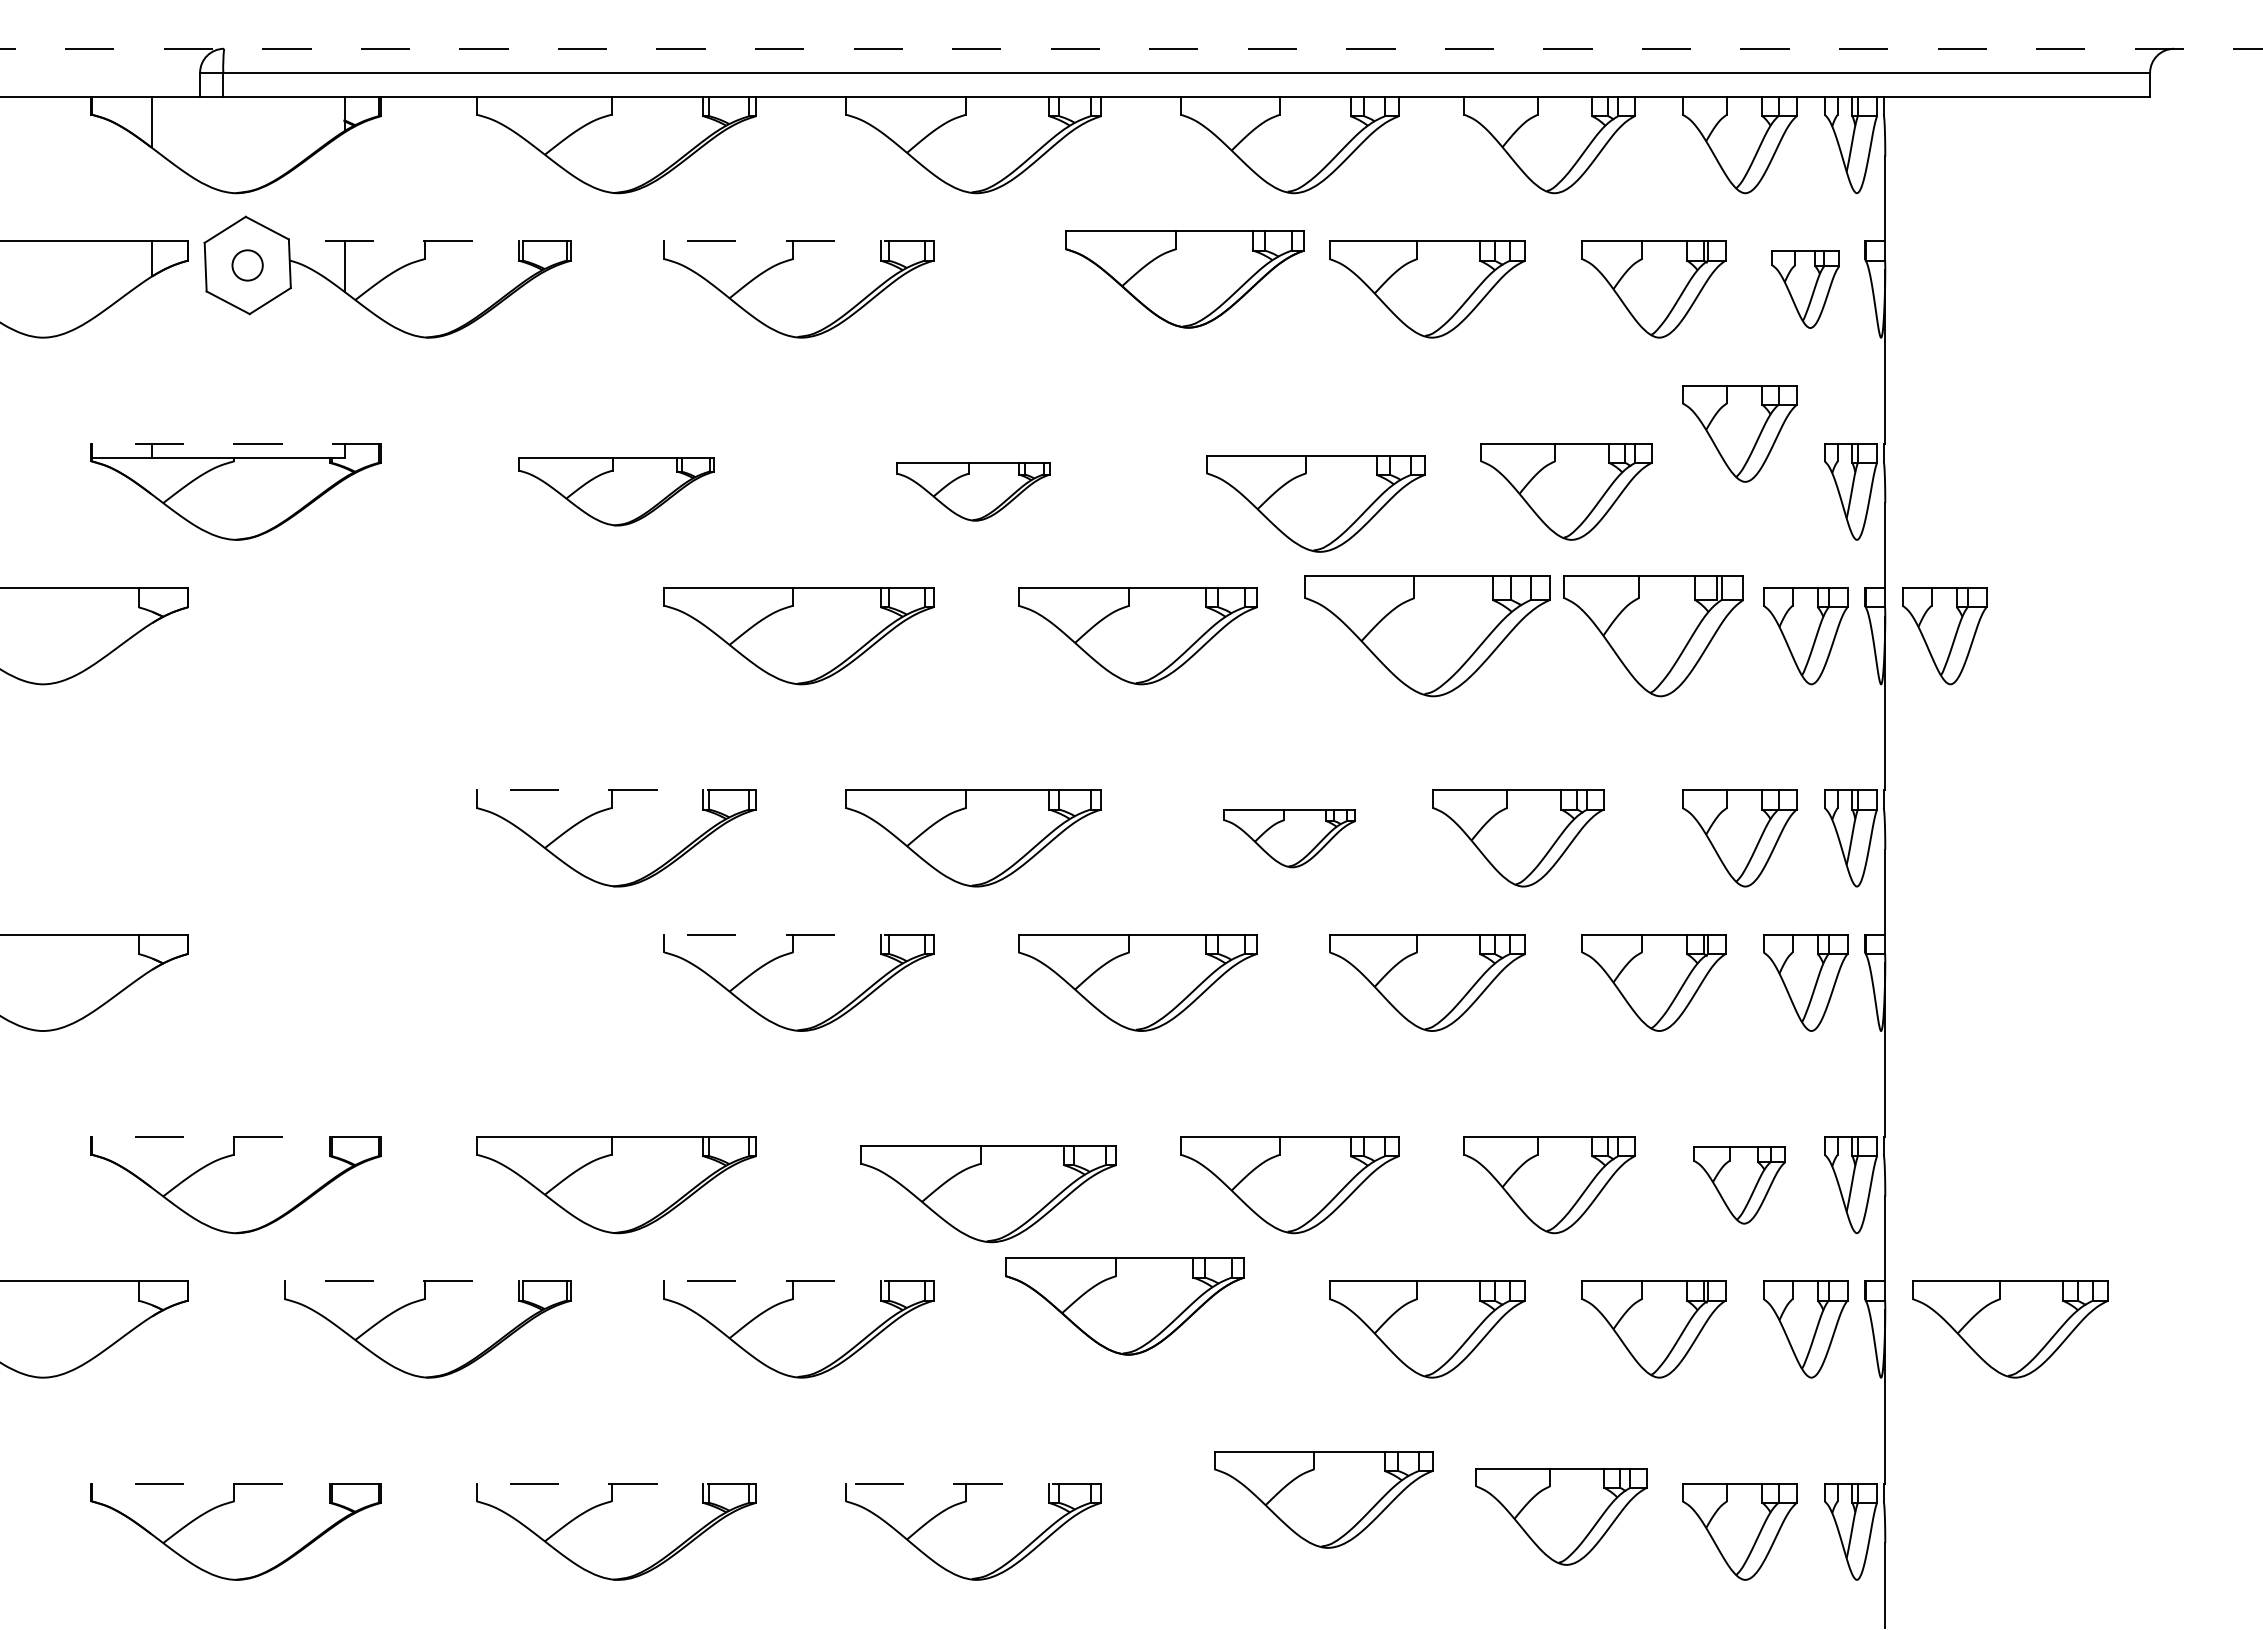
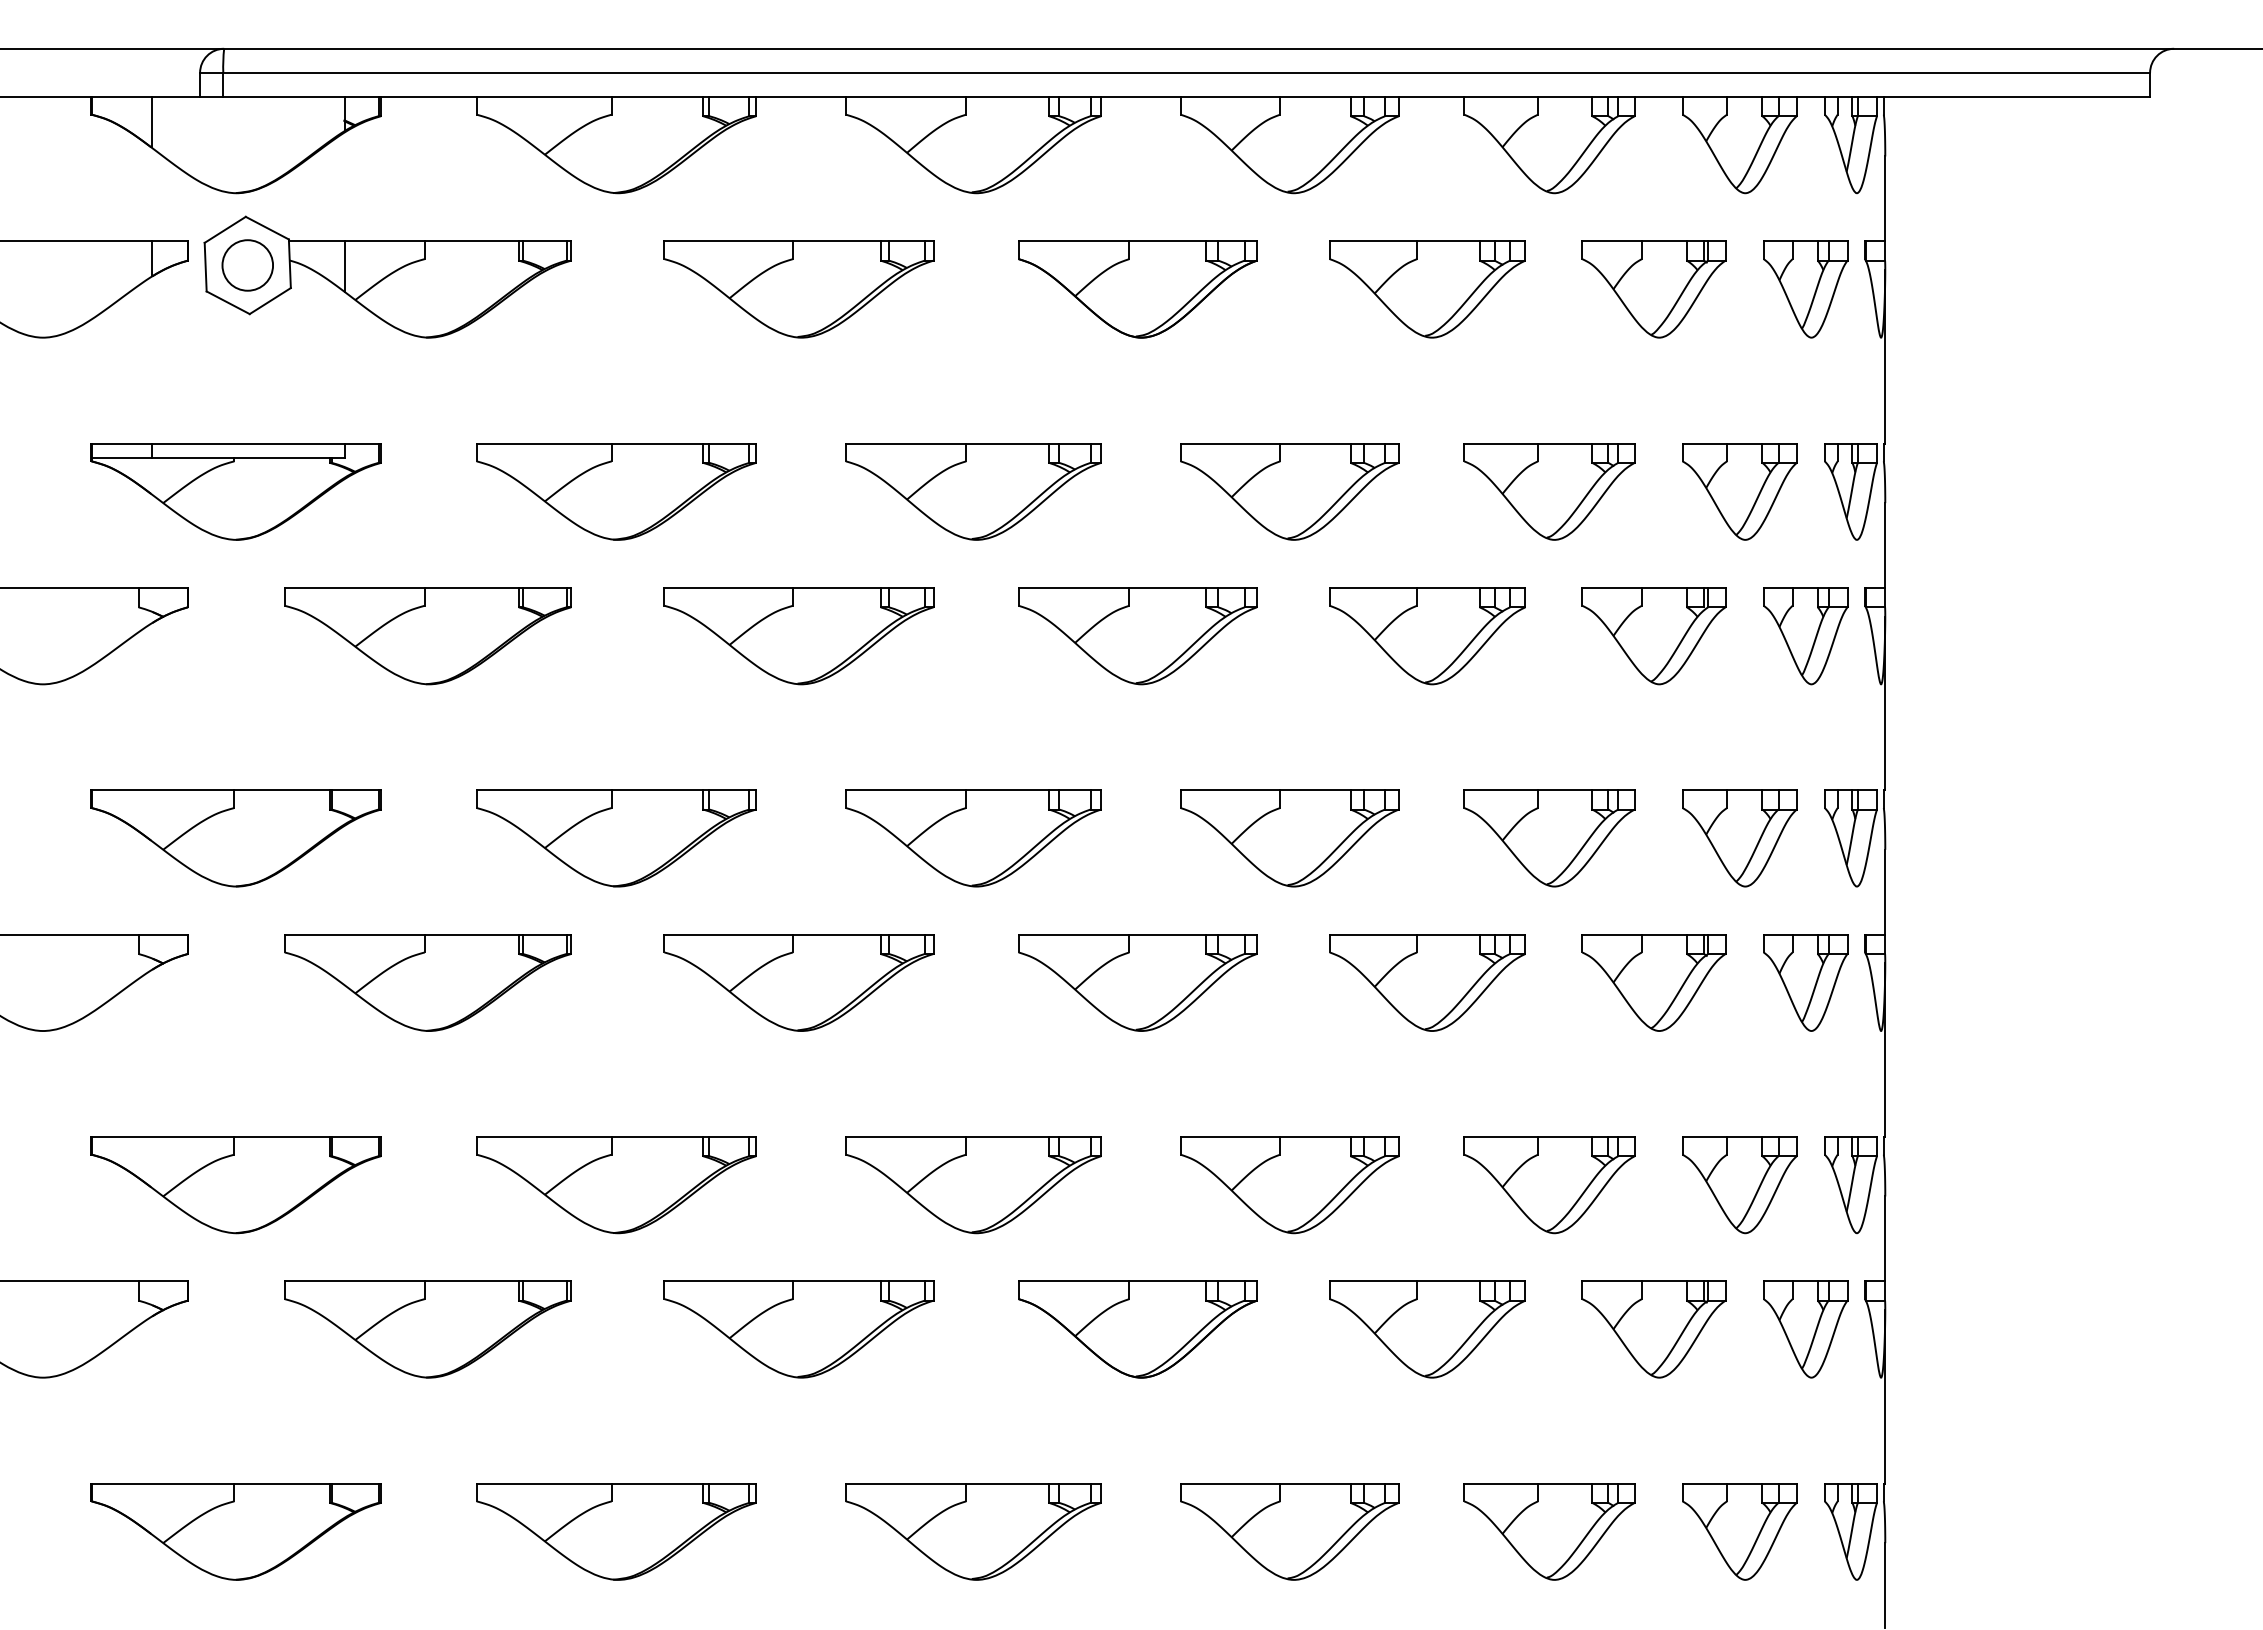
line: dashed -> solid (1131, 48)
line: dashed -> solid (429, 241)
line: dashed -> solid (798, 241)
circle size: 33x33 px -> 53x53 px (247, 265)
part position: (1184, 279) -> (1137, 289) (1137, 289)
part size: 69x79 px -> 86x99 px (1805, 289)
part position: (1739, 433) -> (1739, 491) (1739, 491)
line: dashed -> solid (236, 443)
part size: 197x70 px -> 281x98 px (616, 491)
part size: 155x60 px -> 257x98 px (973, 491)
part position: (1566, 491) -> (1549, 491) (1549, 491)
part position: (1315, 503) -> (1289, 491) (1289, 491)
part: none -> present (427, 636)
part size: 247x123 px -> 197x99 px (1427, 636)
part size: 181x123 px -> 146x99 px (1653, 636)
part: present -> none (1944, 636)
line: dashed -> solid (616, 790)
part: none -> present (235, 838)
part size: 133x60 px -> 220x99 px (1289, 838)
part position: (1518, 838) -> (1549, 838) (1549, 838)
line: dashed -> solid (798, 934)
part: none -> present (427, 982)
line: dashed -> solid (236, 1136)
part size: 93x79 px -> 116x99 px (1739, 1185)
part position: (988, 1194) -> (973, 1185) (973, 1185)
line: dashed -> solid (427, 1281)
line: dashed -> solid (798, 1281)
part position: (1124, 1306) -> (1137, 1329) (1137, 1329)
part: present -> none (2010, 1329)
line: dashed -> solid (236, 1483)
line: dashed -> solid (616, 1483)
line: dashed -> solid (973, 1483)
part position: (1323, 1499) -> (1289, 1531) (1289, 1531)
part position: (1561, 1516) -> (1549, 1531) (1549, 1531)
